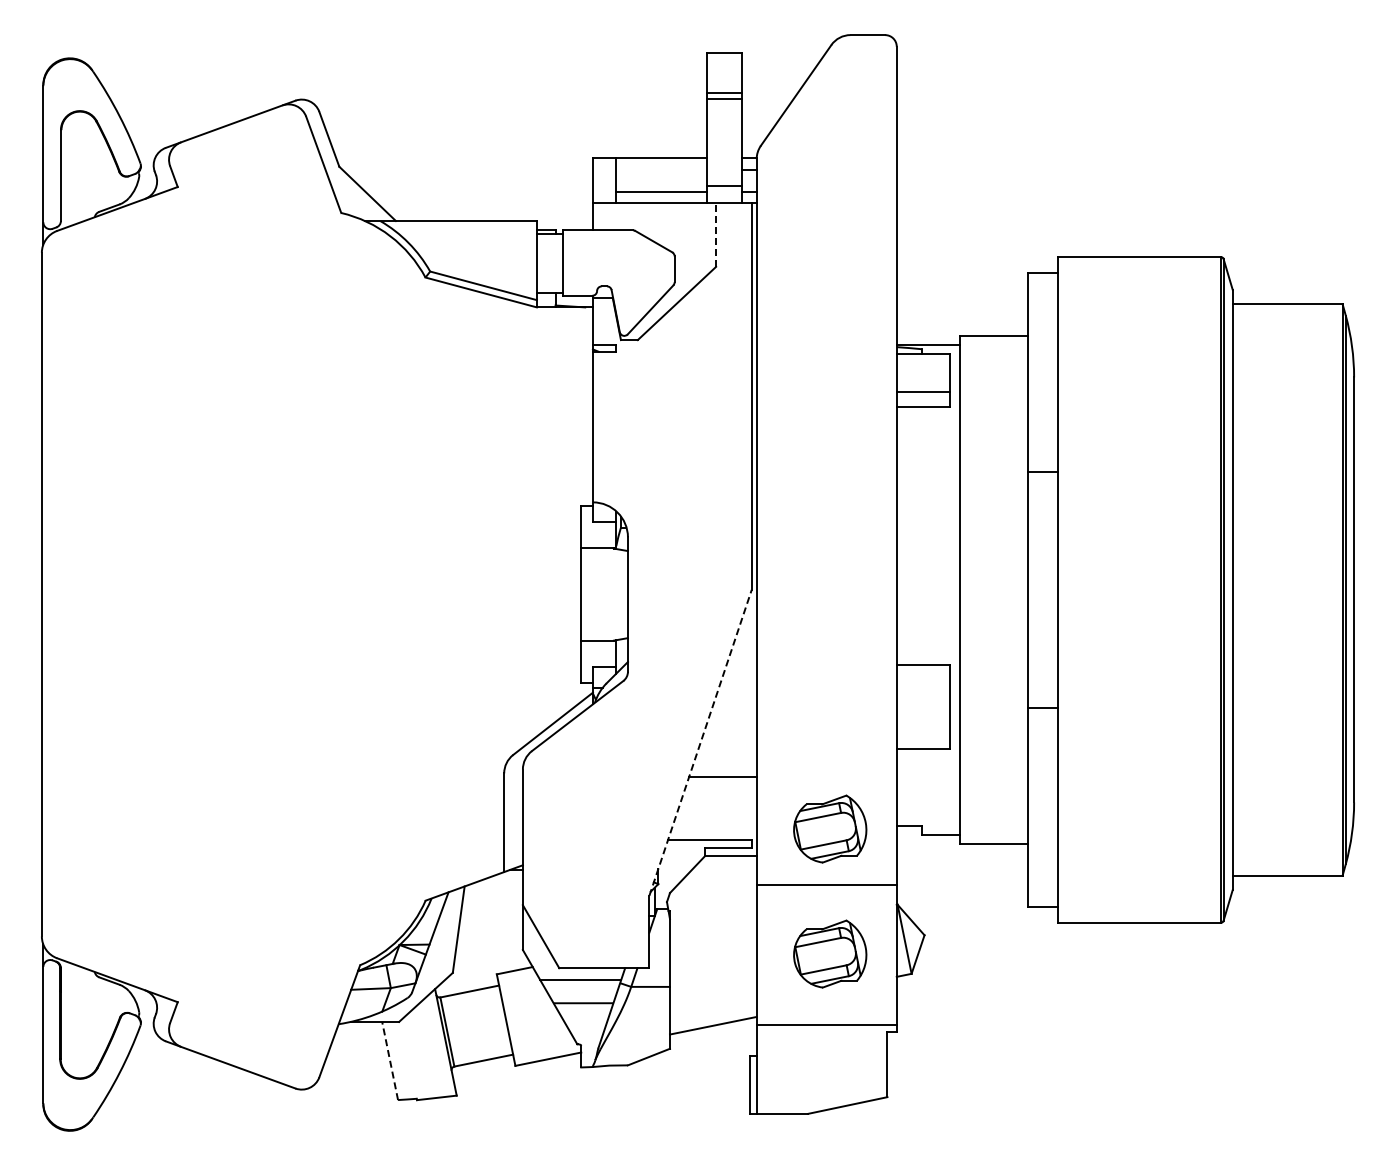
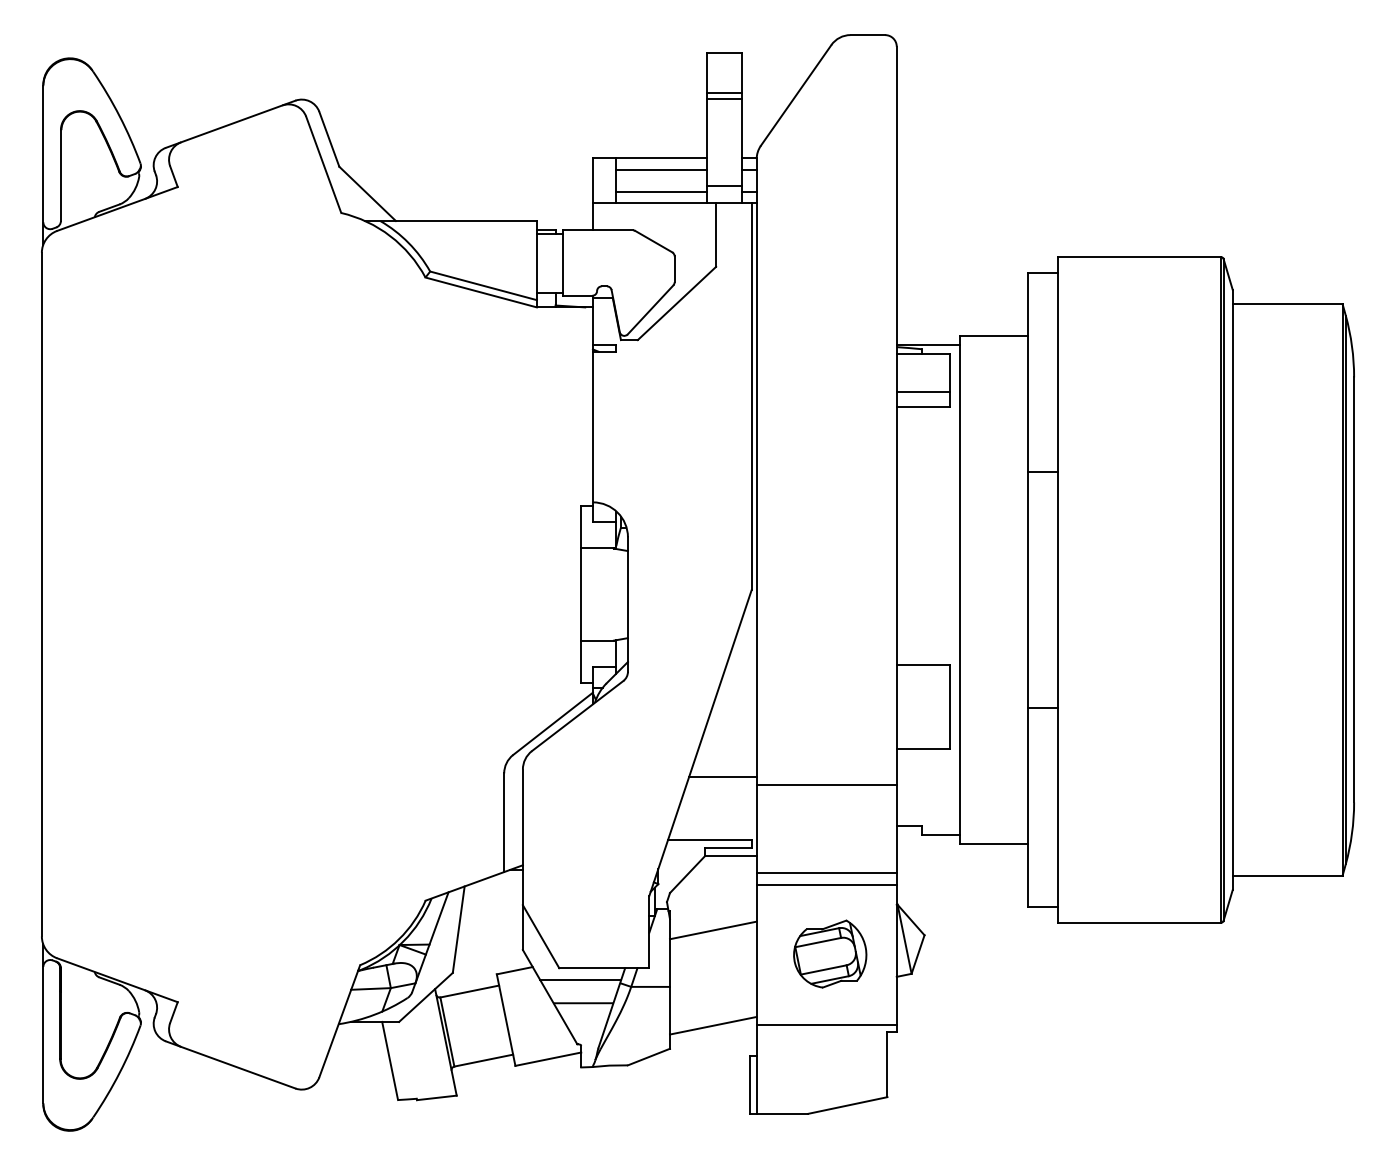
line: none -> present (661, 169)
line: dashed -> solid (716, 235)
line: dashed -> solid (700, 742)
line: none -> present (826, 784)
part: present -> none (830, 828)
line: none -> present (826, 873)
line: none -> present (713, 930)
line: dashed -> solid (390, 1060)
